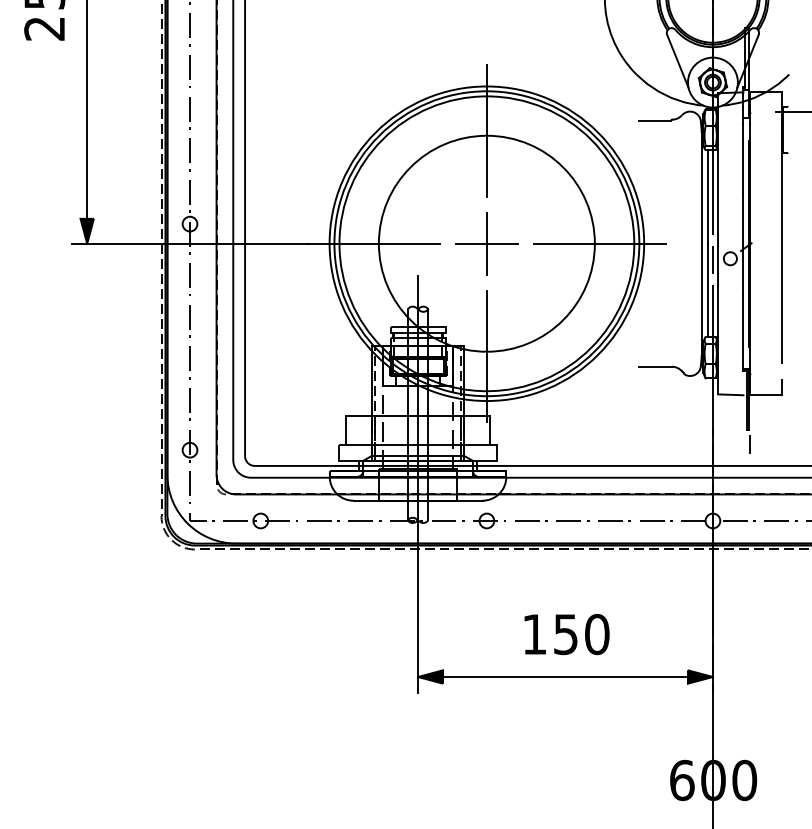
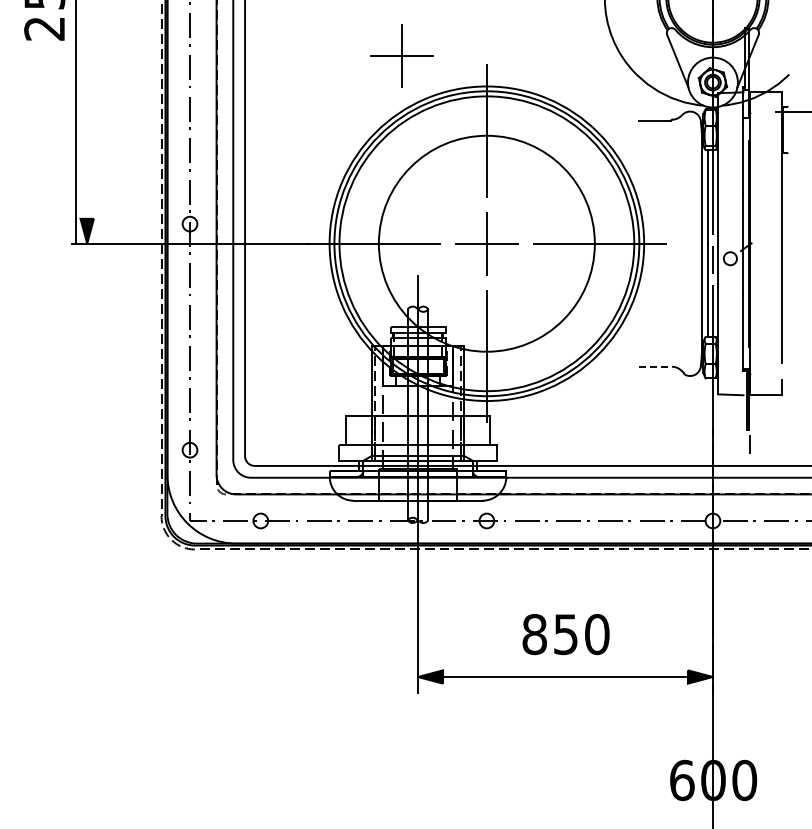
part: none -> present (401, 55)
line position: (87, 122) -> (76, 122) (76, 122)
line: solid -> dashed (656, 366)
text: 150 -> 850 (534, 634)
